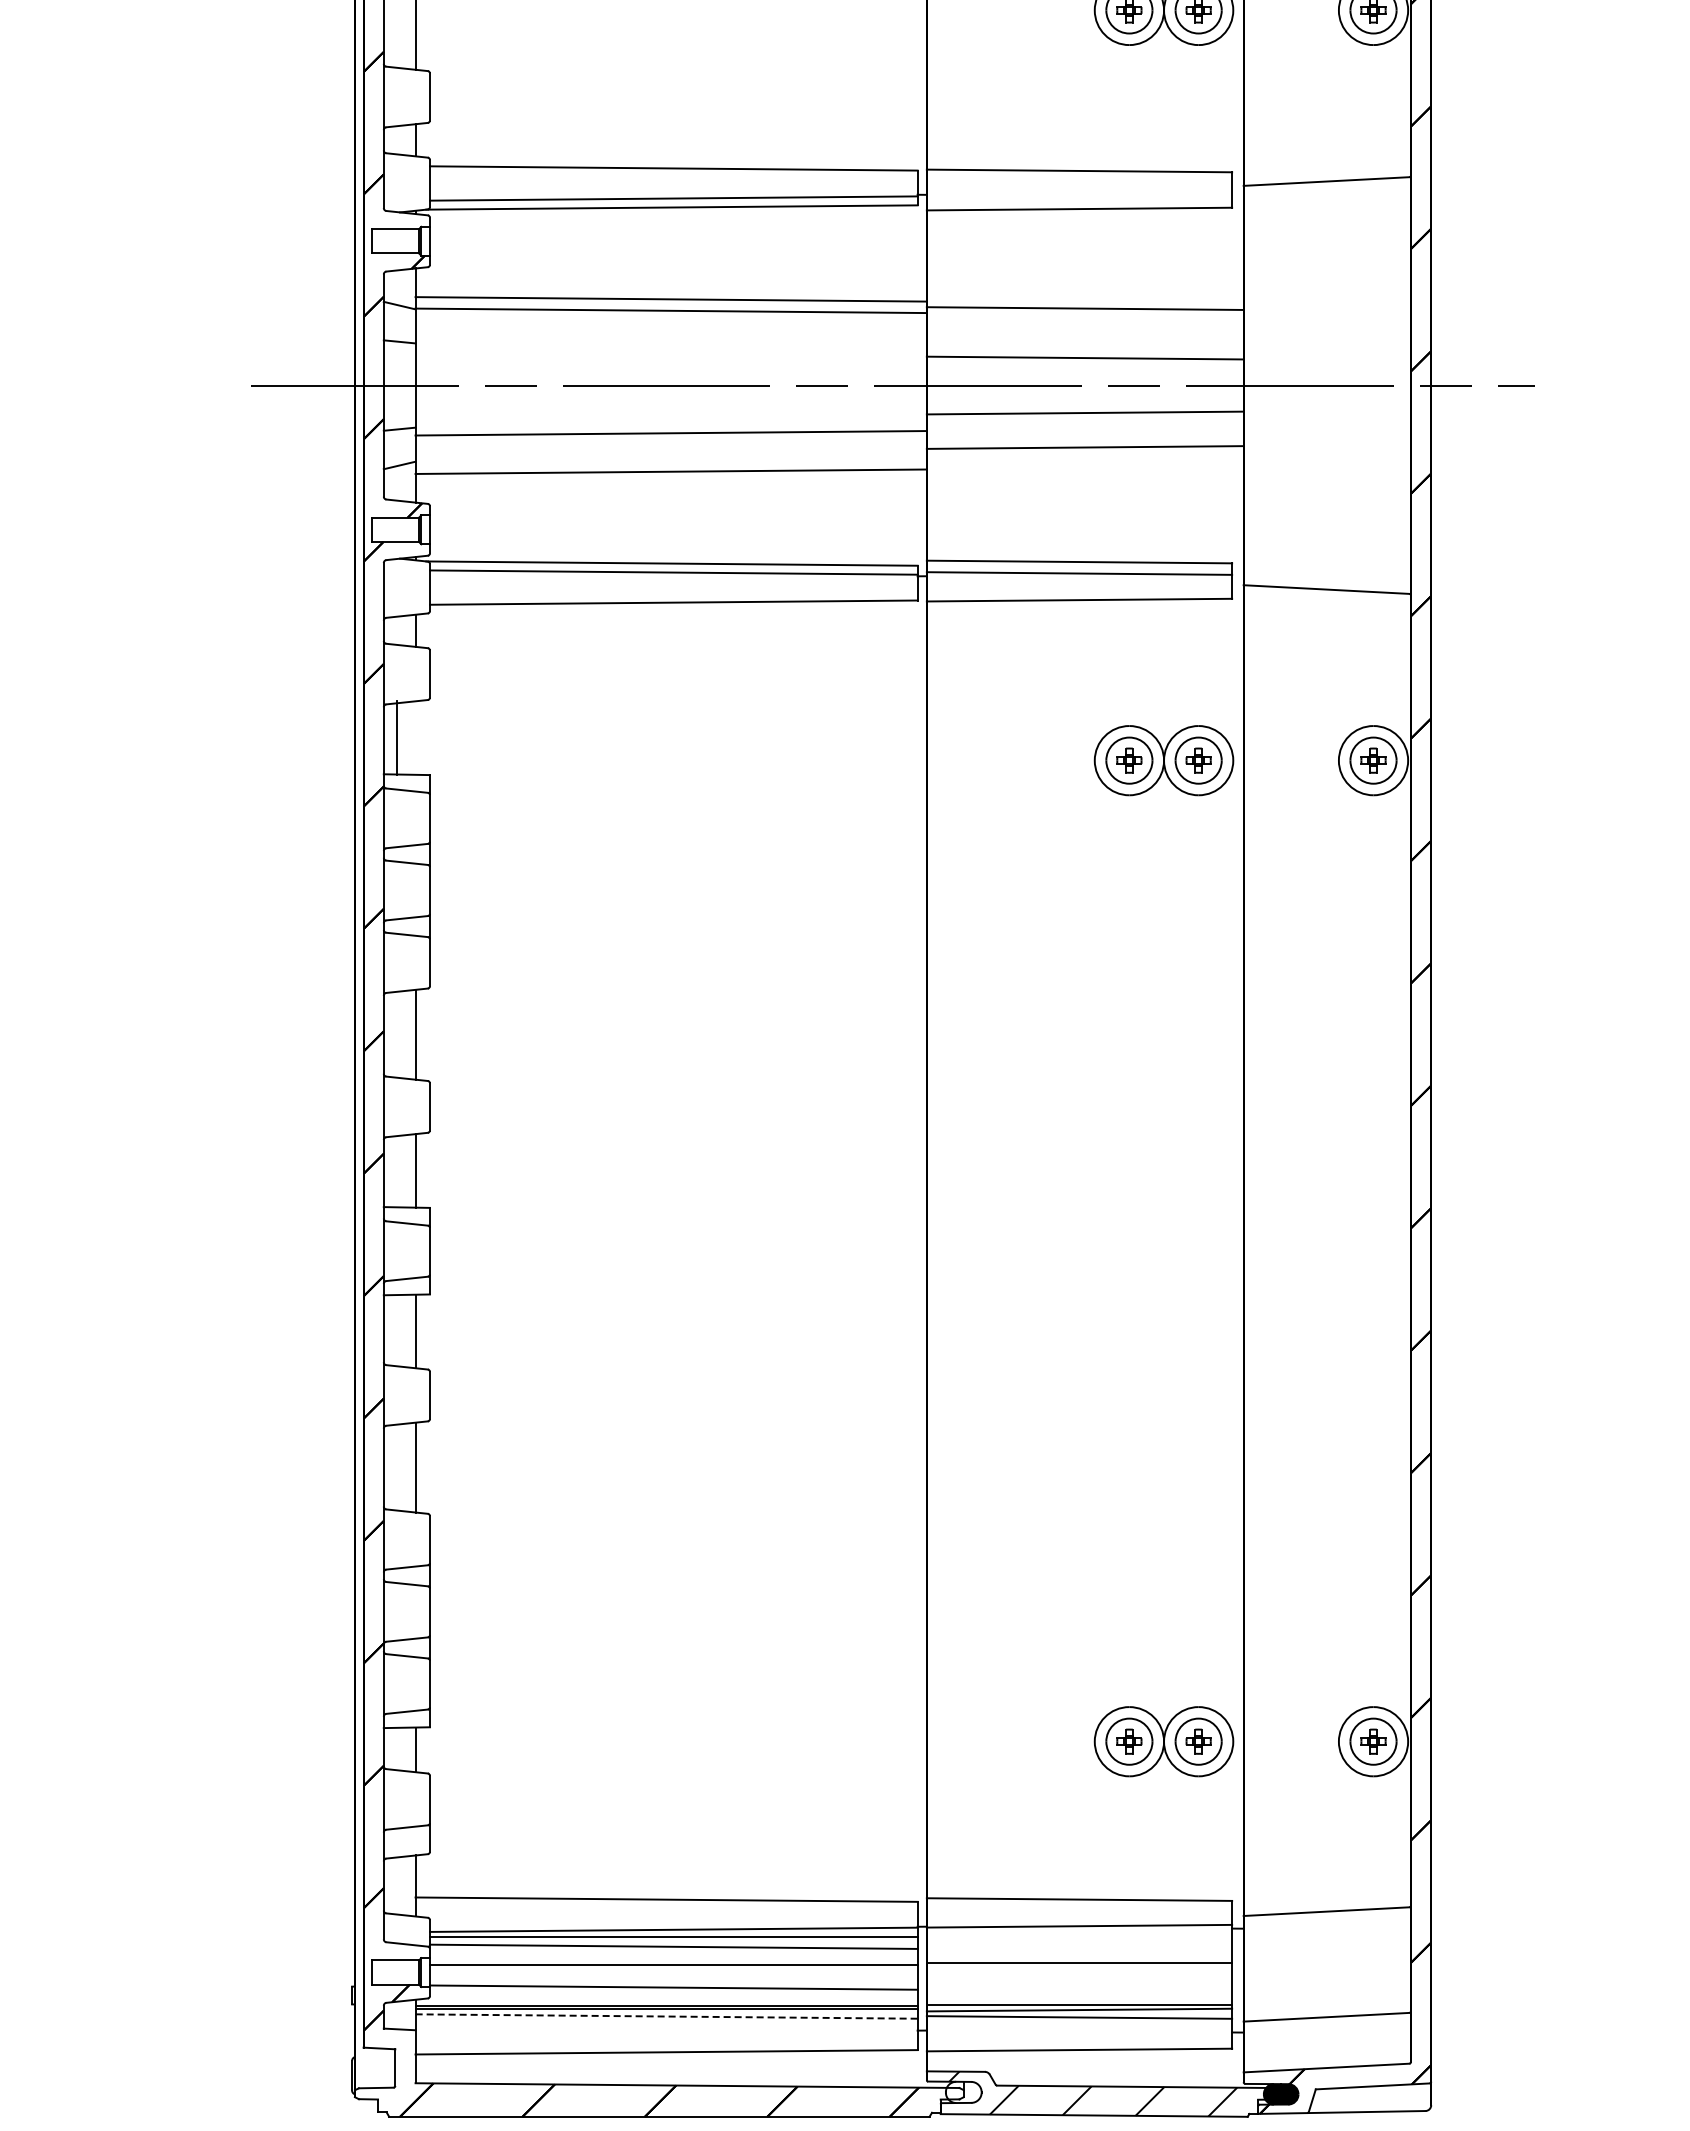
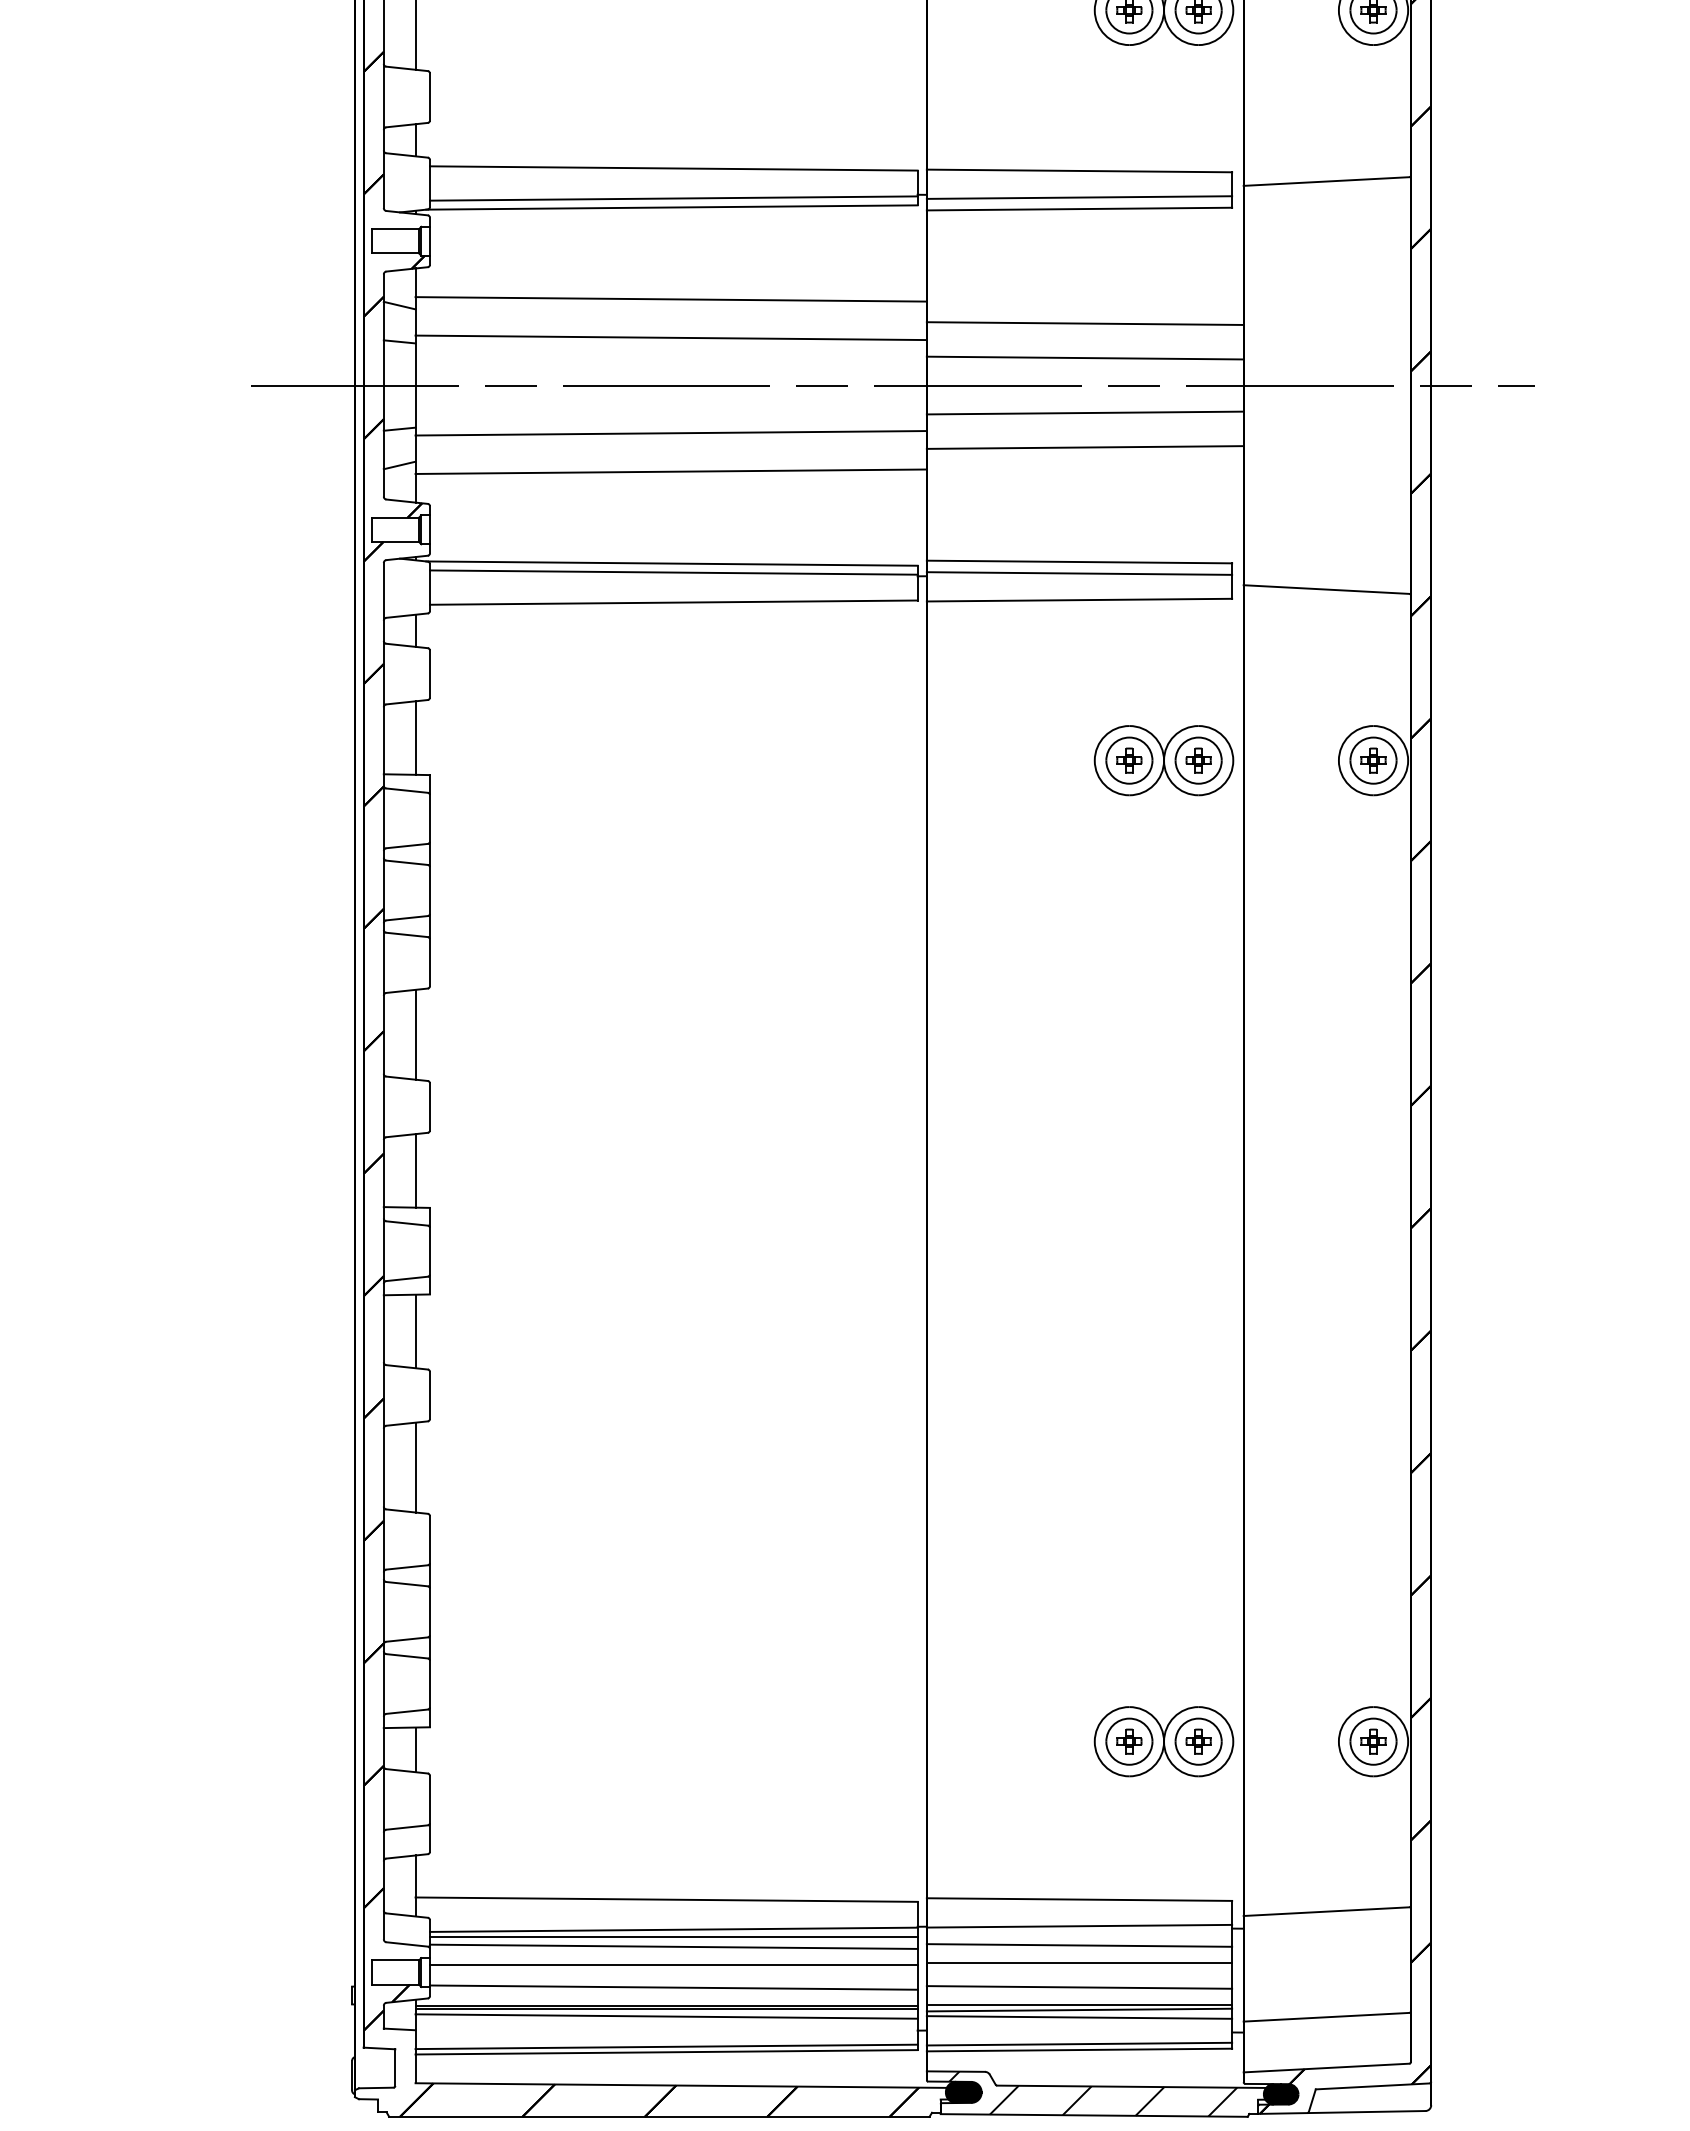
line: none -> present (1079, 197)
line position: (1084, 308) -> (1084, 323) (1084, 323)
line position: (670, 310) -> (670, 337) (670, 337)
line position: (396, 737) -> (415, 737) (415, 737)
line: none -> present (1079, 1945)
line: none -> present (1079, 1987)
line: dashed -> solid (666, 2016)
line: none -> present (1079, 2043)
line: none -> present (666, 2046)
fill: none -> present (963, 2092)
